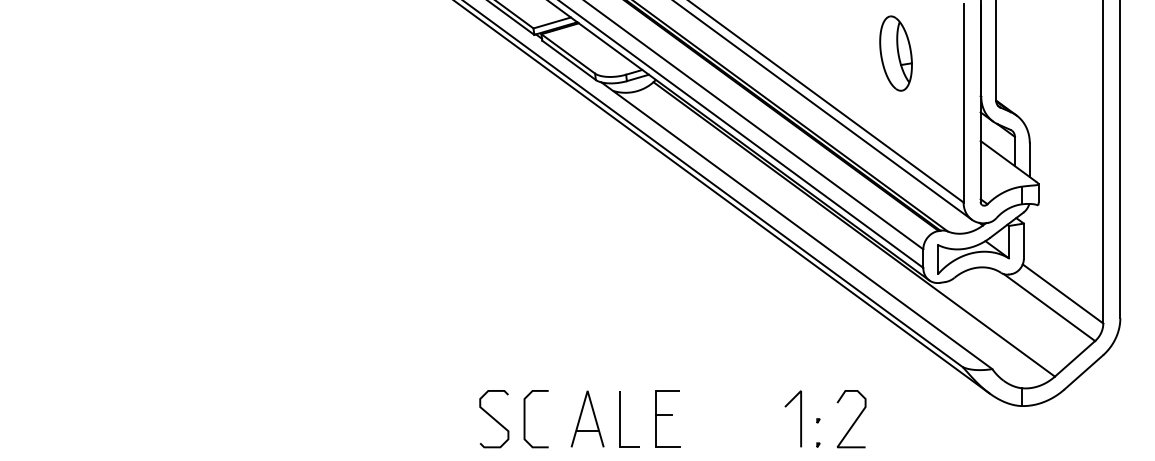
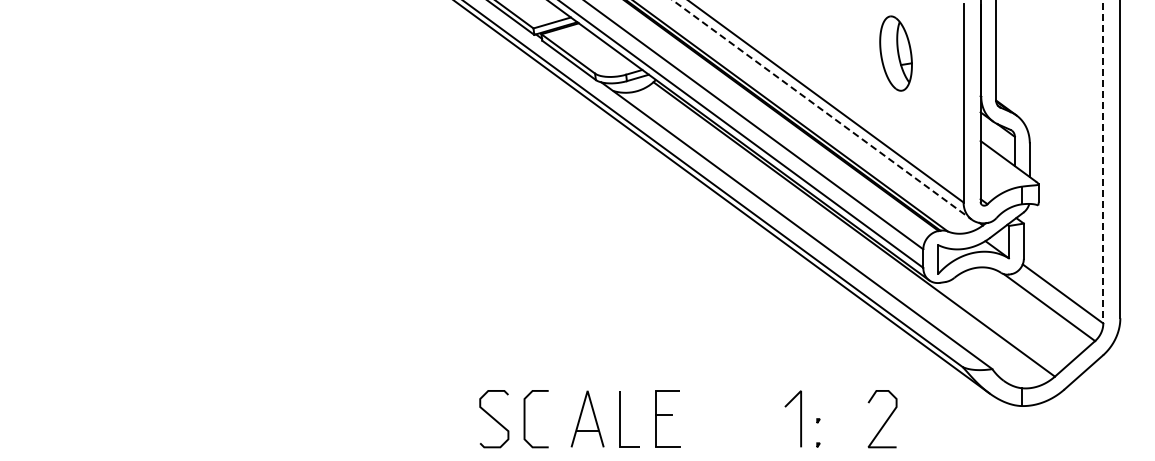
line: solid -> dashed (822, 110)
line: solid -> dashed (1103, 162)
curve position: (854, 421) -> (885, 421) (885, 421)
